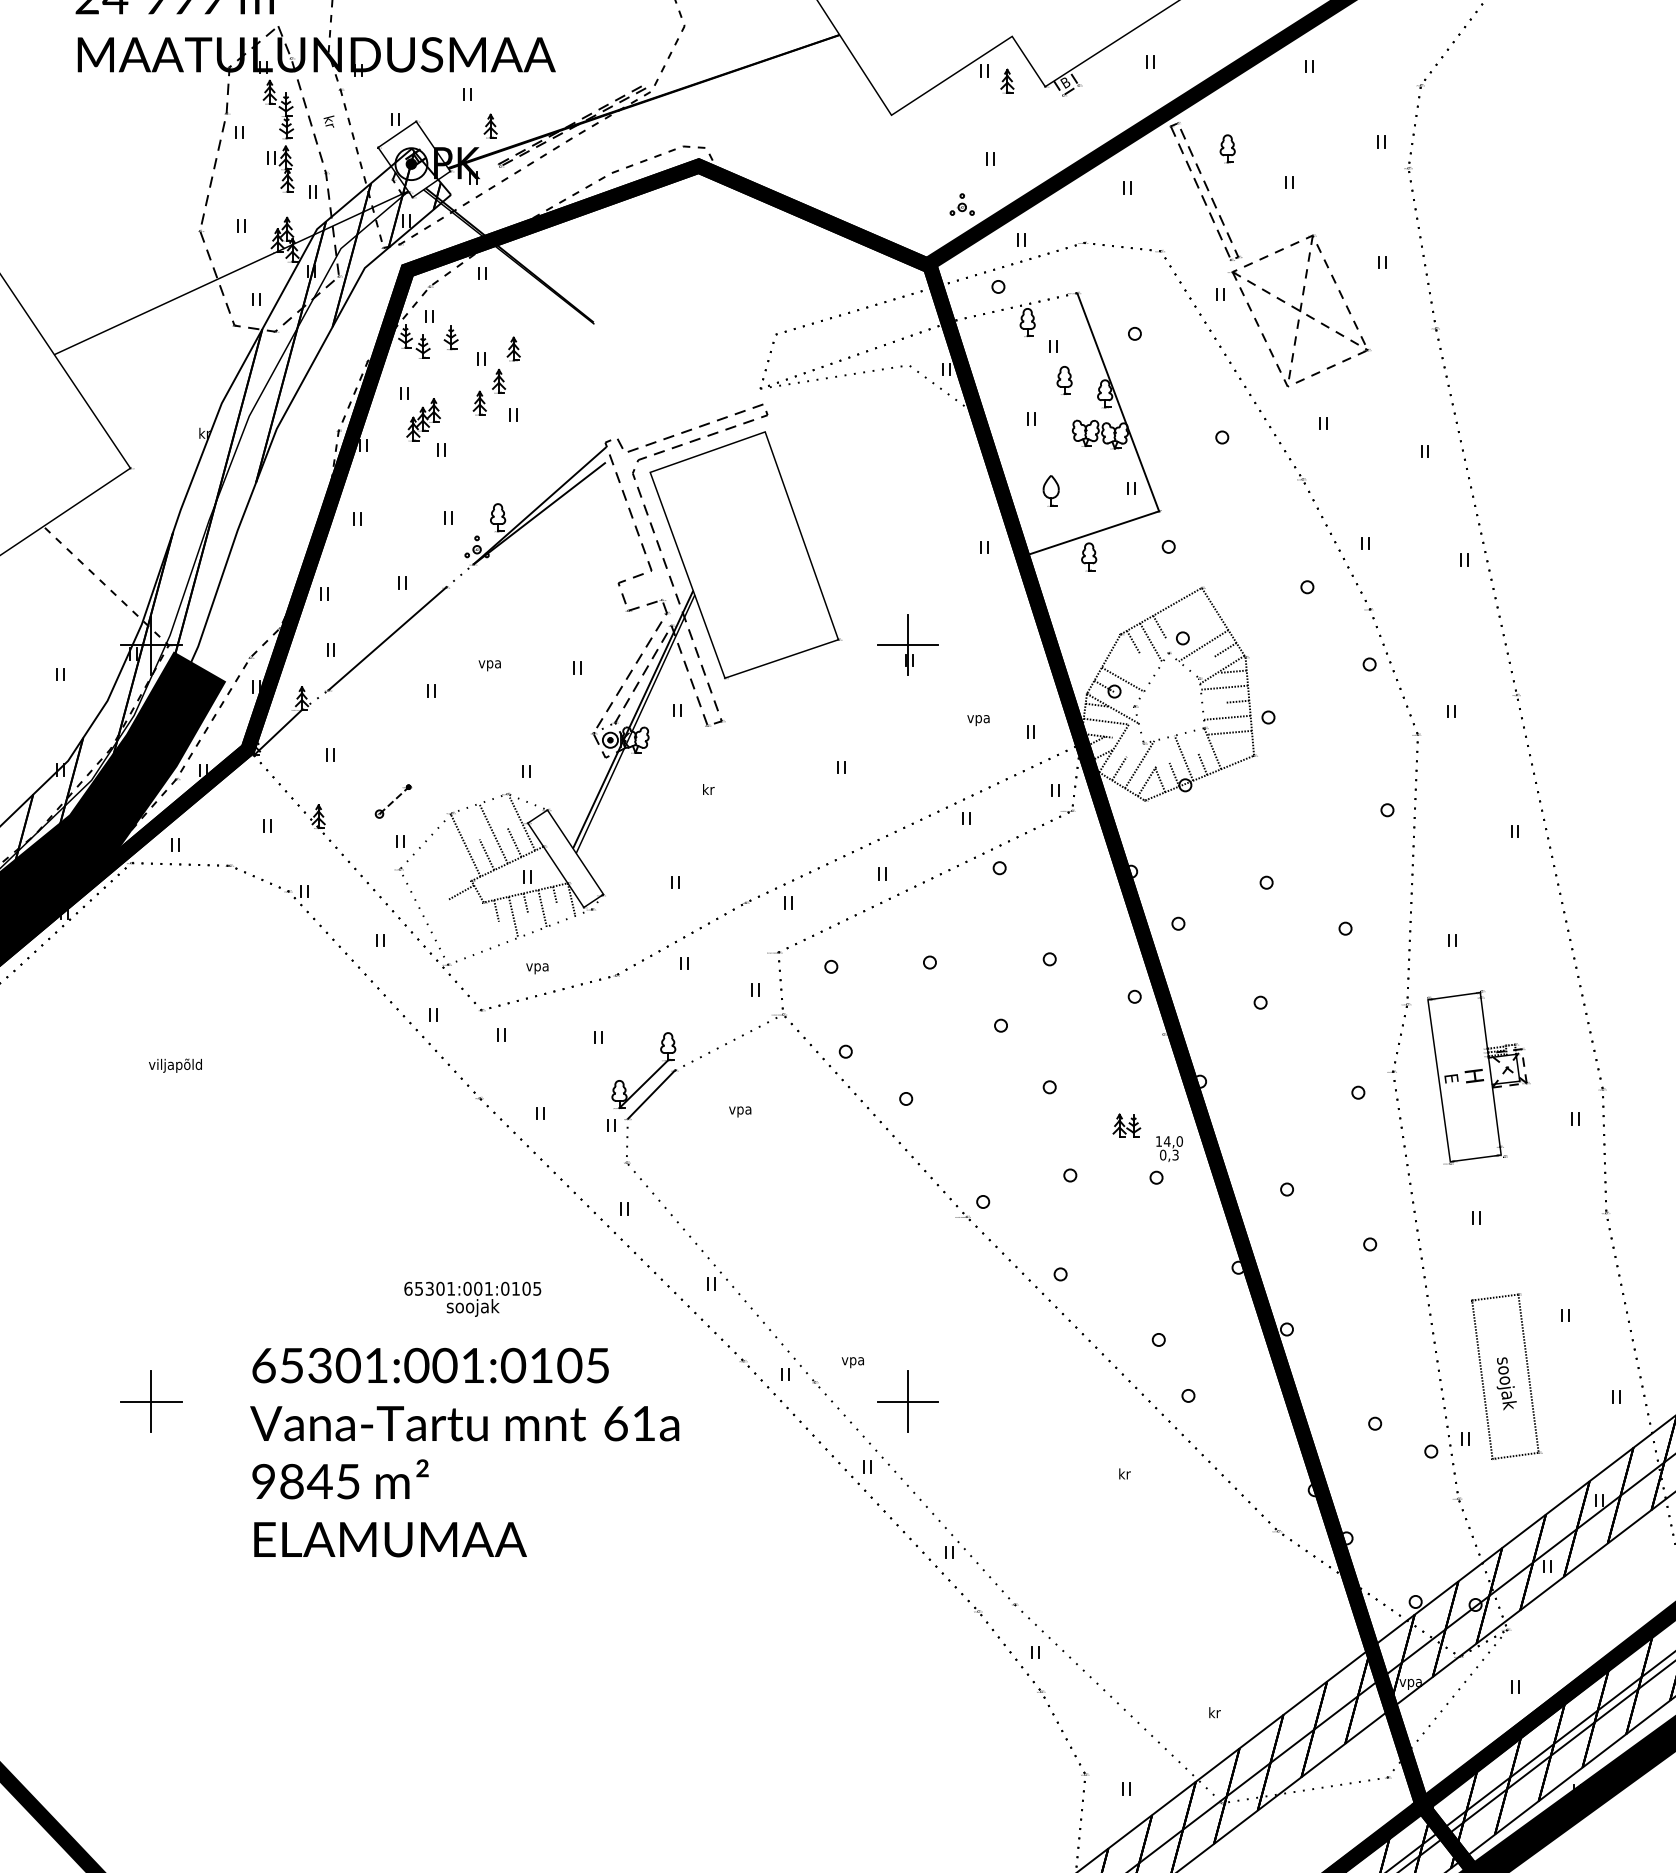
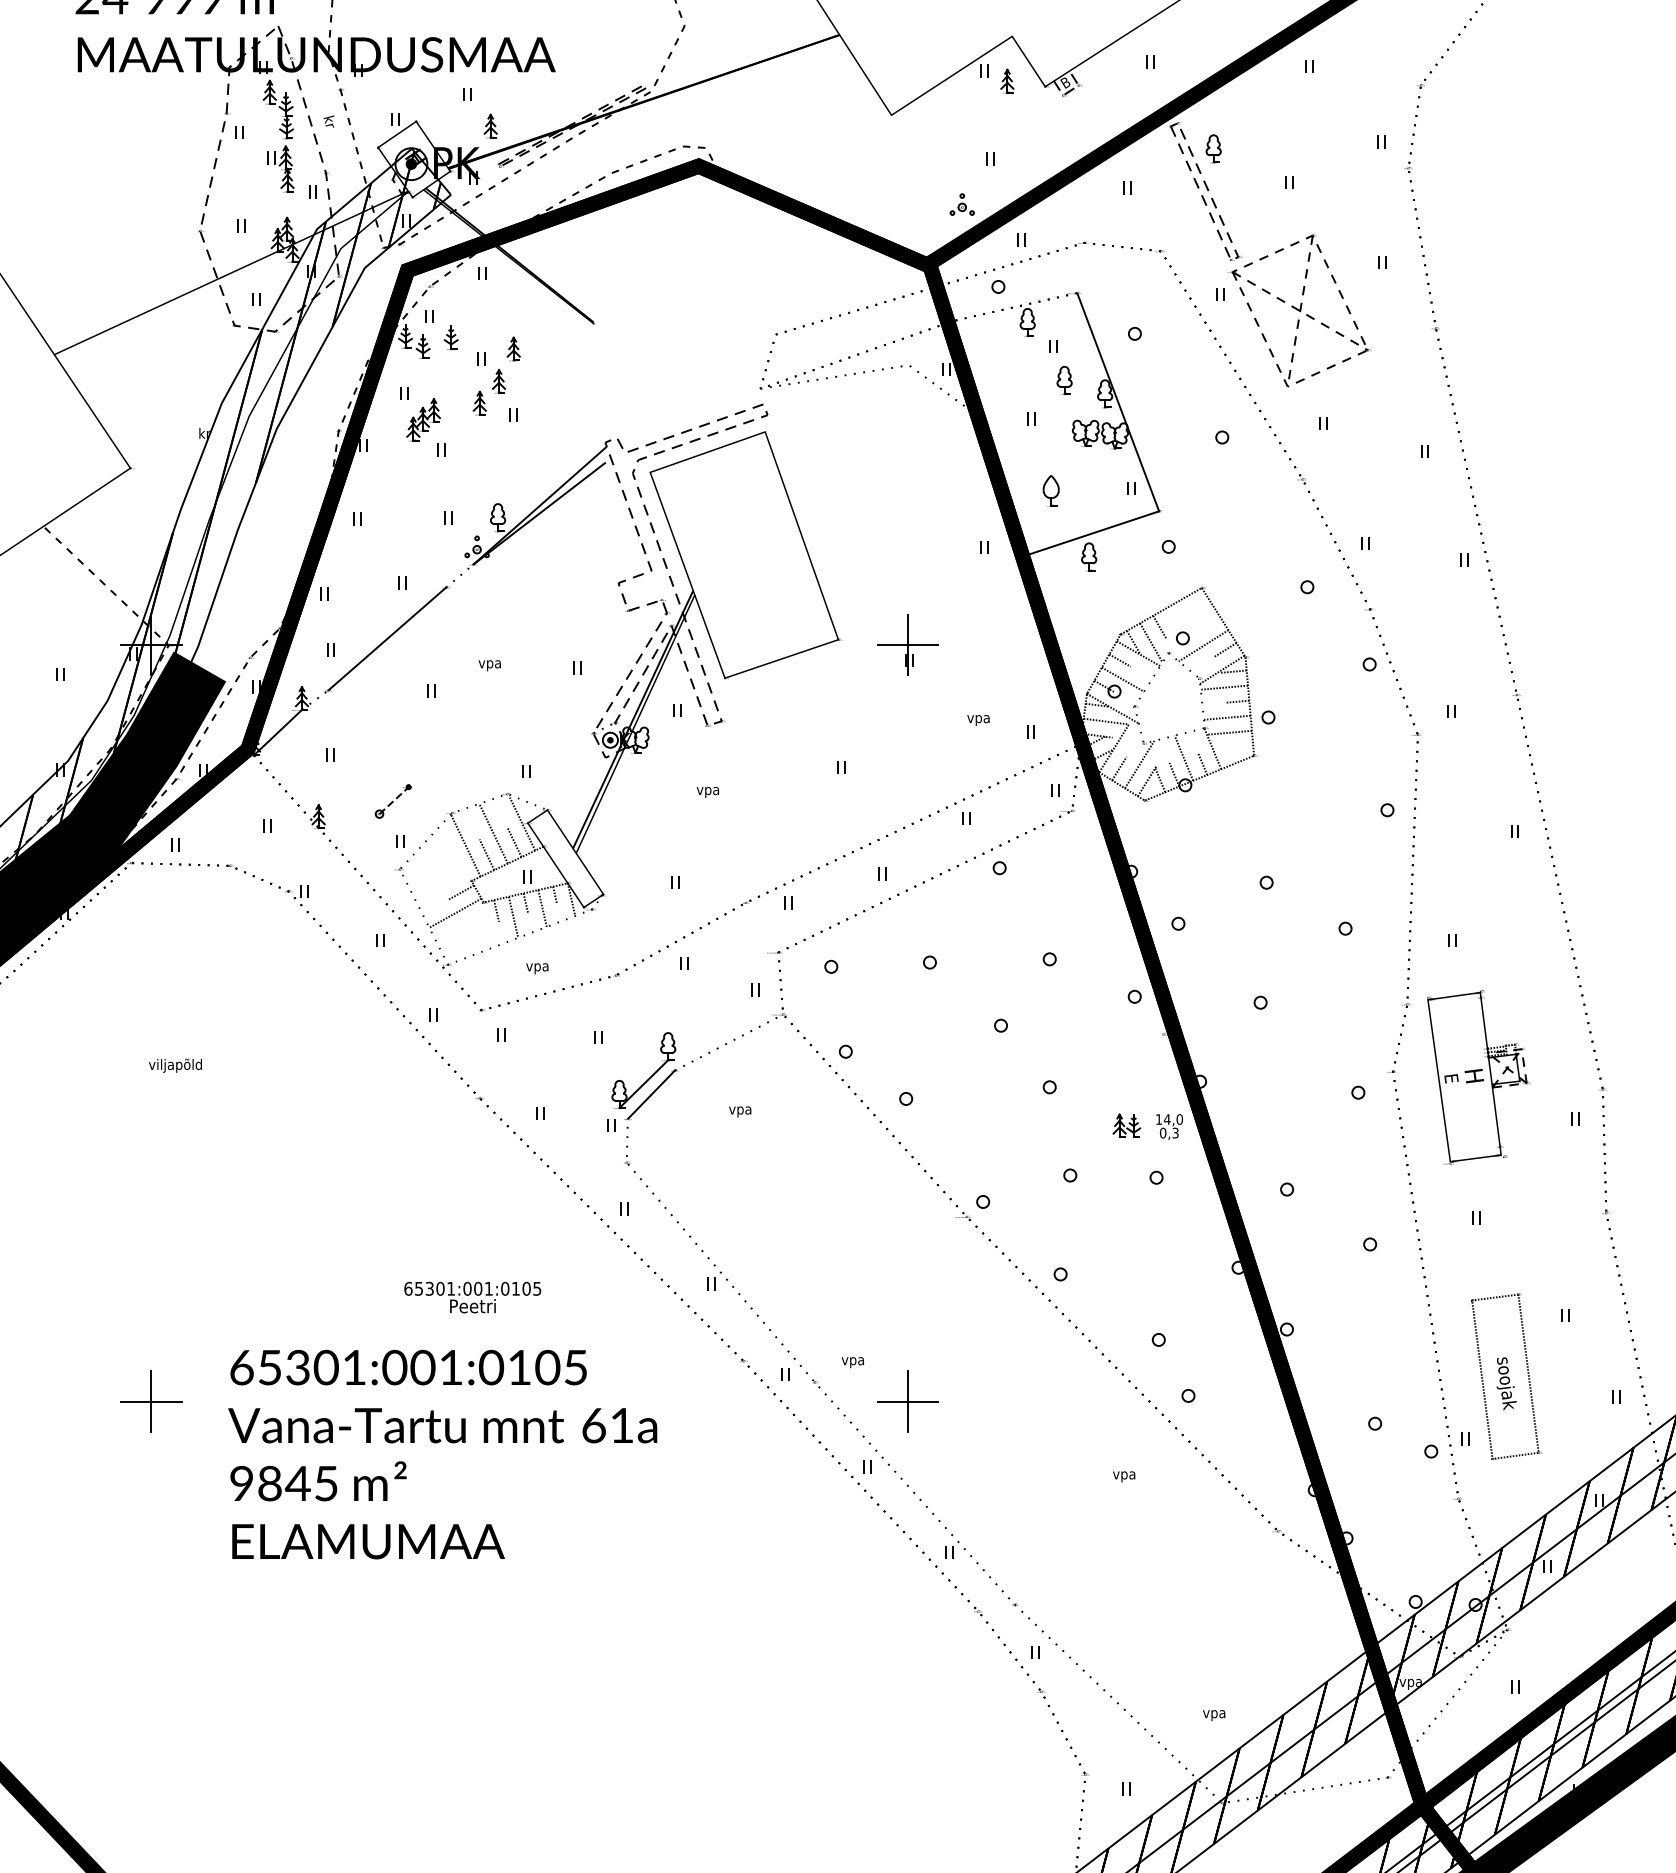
part position: (1227, 148) -> (1213, 148) (1213, 148)
line: none -> present (1138, 653)
line: none -> present (1119, 660)
text: kr -> vpa (707, 790)
line: none -> present (455, 912)
text position: (1169, 1148) -> (1169, 1126) (1169, 1126)
text: soojak -> Peetri (472, 1307)
text position: (464, 1452) -> (442, 1454) (442, 1454)
text: kr -> vpa (1124, 1475)
text: kr -> vpa (1214, 1714)
